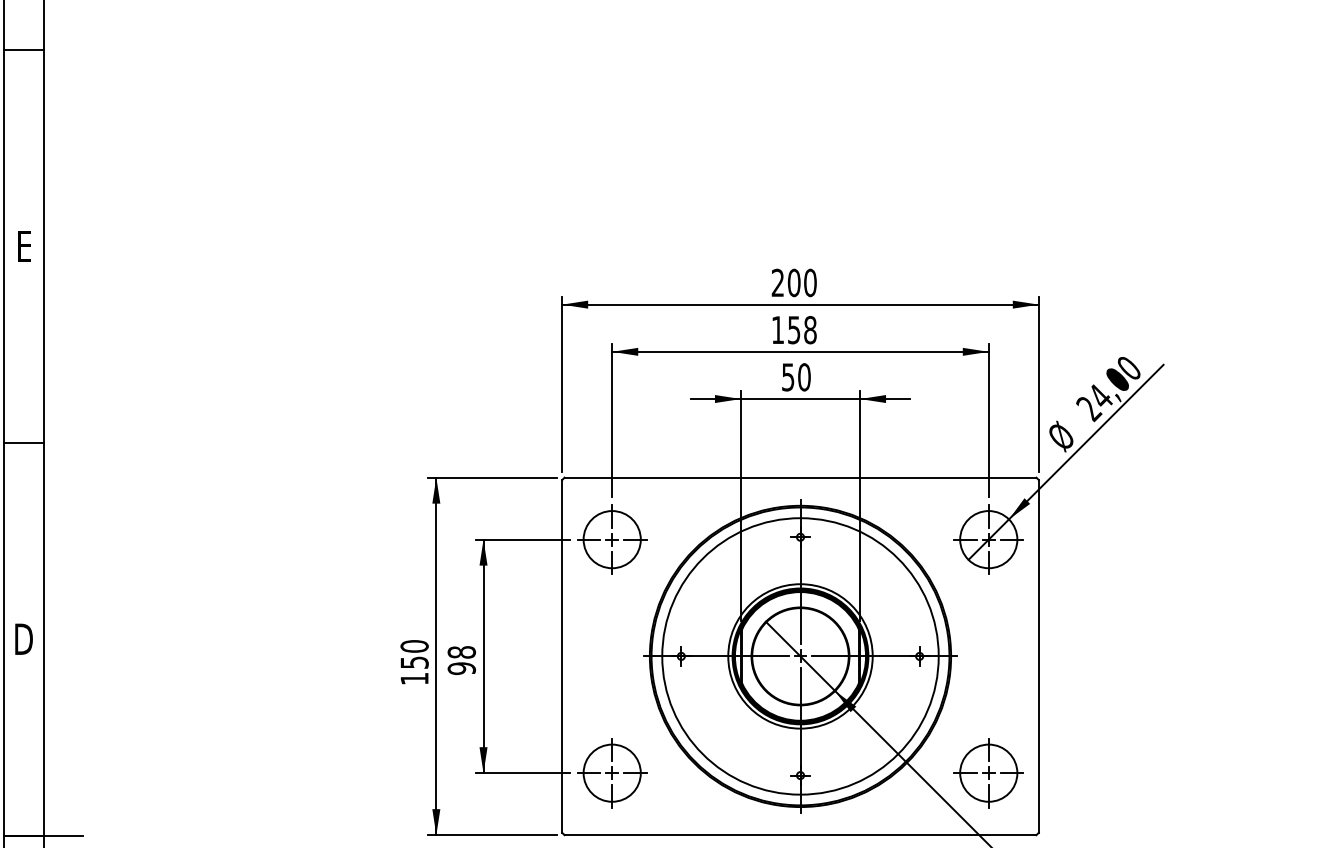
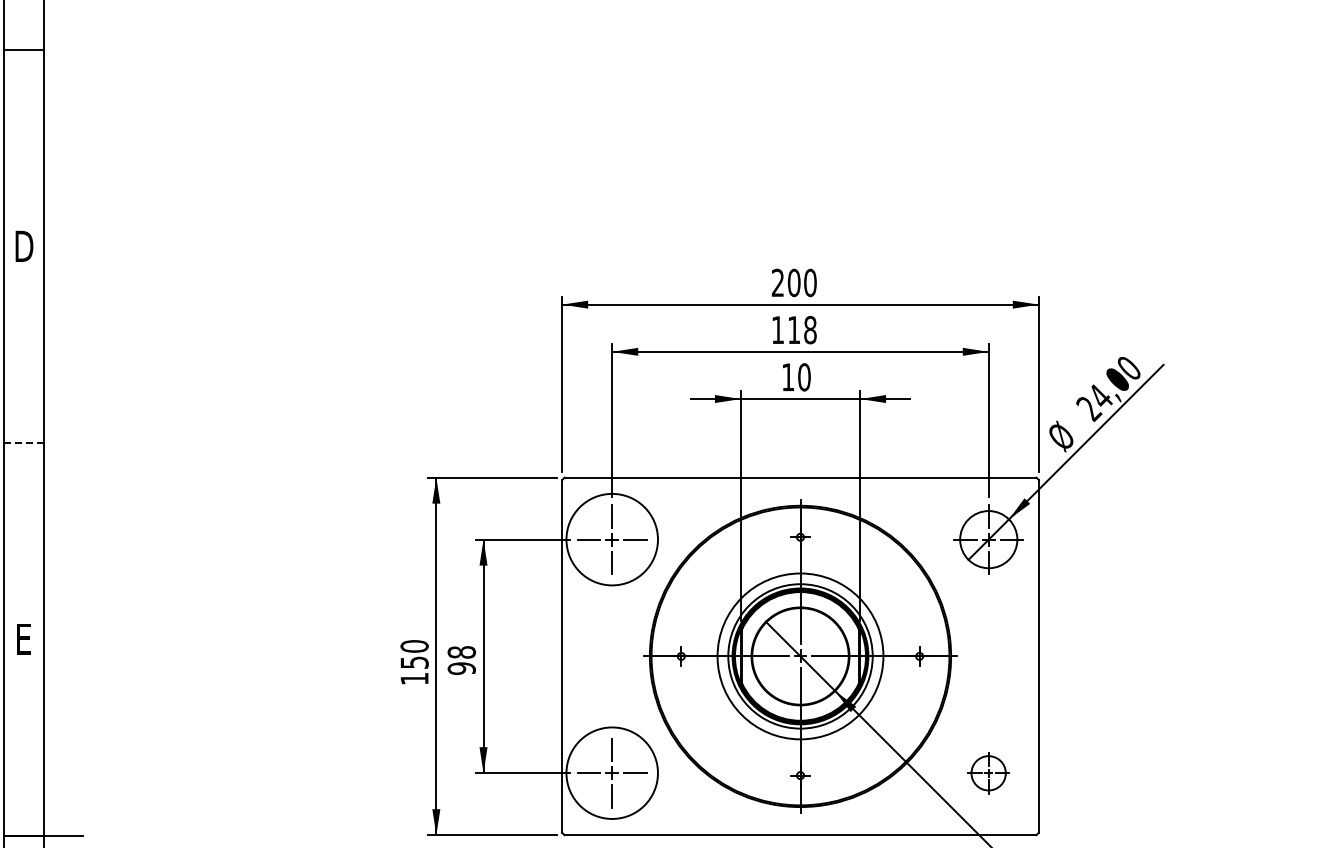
text: E -> D (24, 245)
text: 158 -> 118 (794, 330)
text: 50 -> 10 (788, 377)
line: solid -> dashed (23, 442)
circle diameter: 57 px -> 92 px (611, 539)
text: D -> E (23, 638)
circle diameter: 276 px -> 166 px (800, 656)
circle diameter: 57 px -> 92 px (611, 772)
part size: 71x71 px -> 43x43 px (988, 773)
